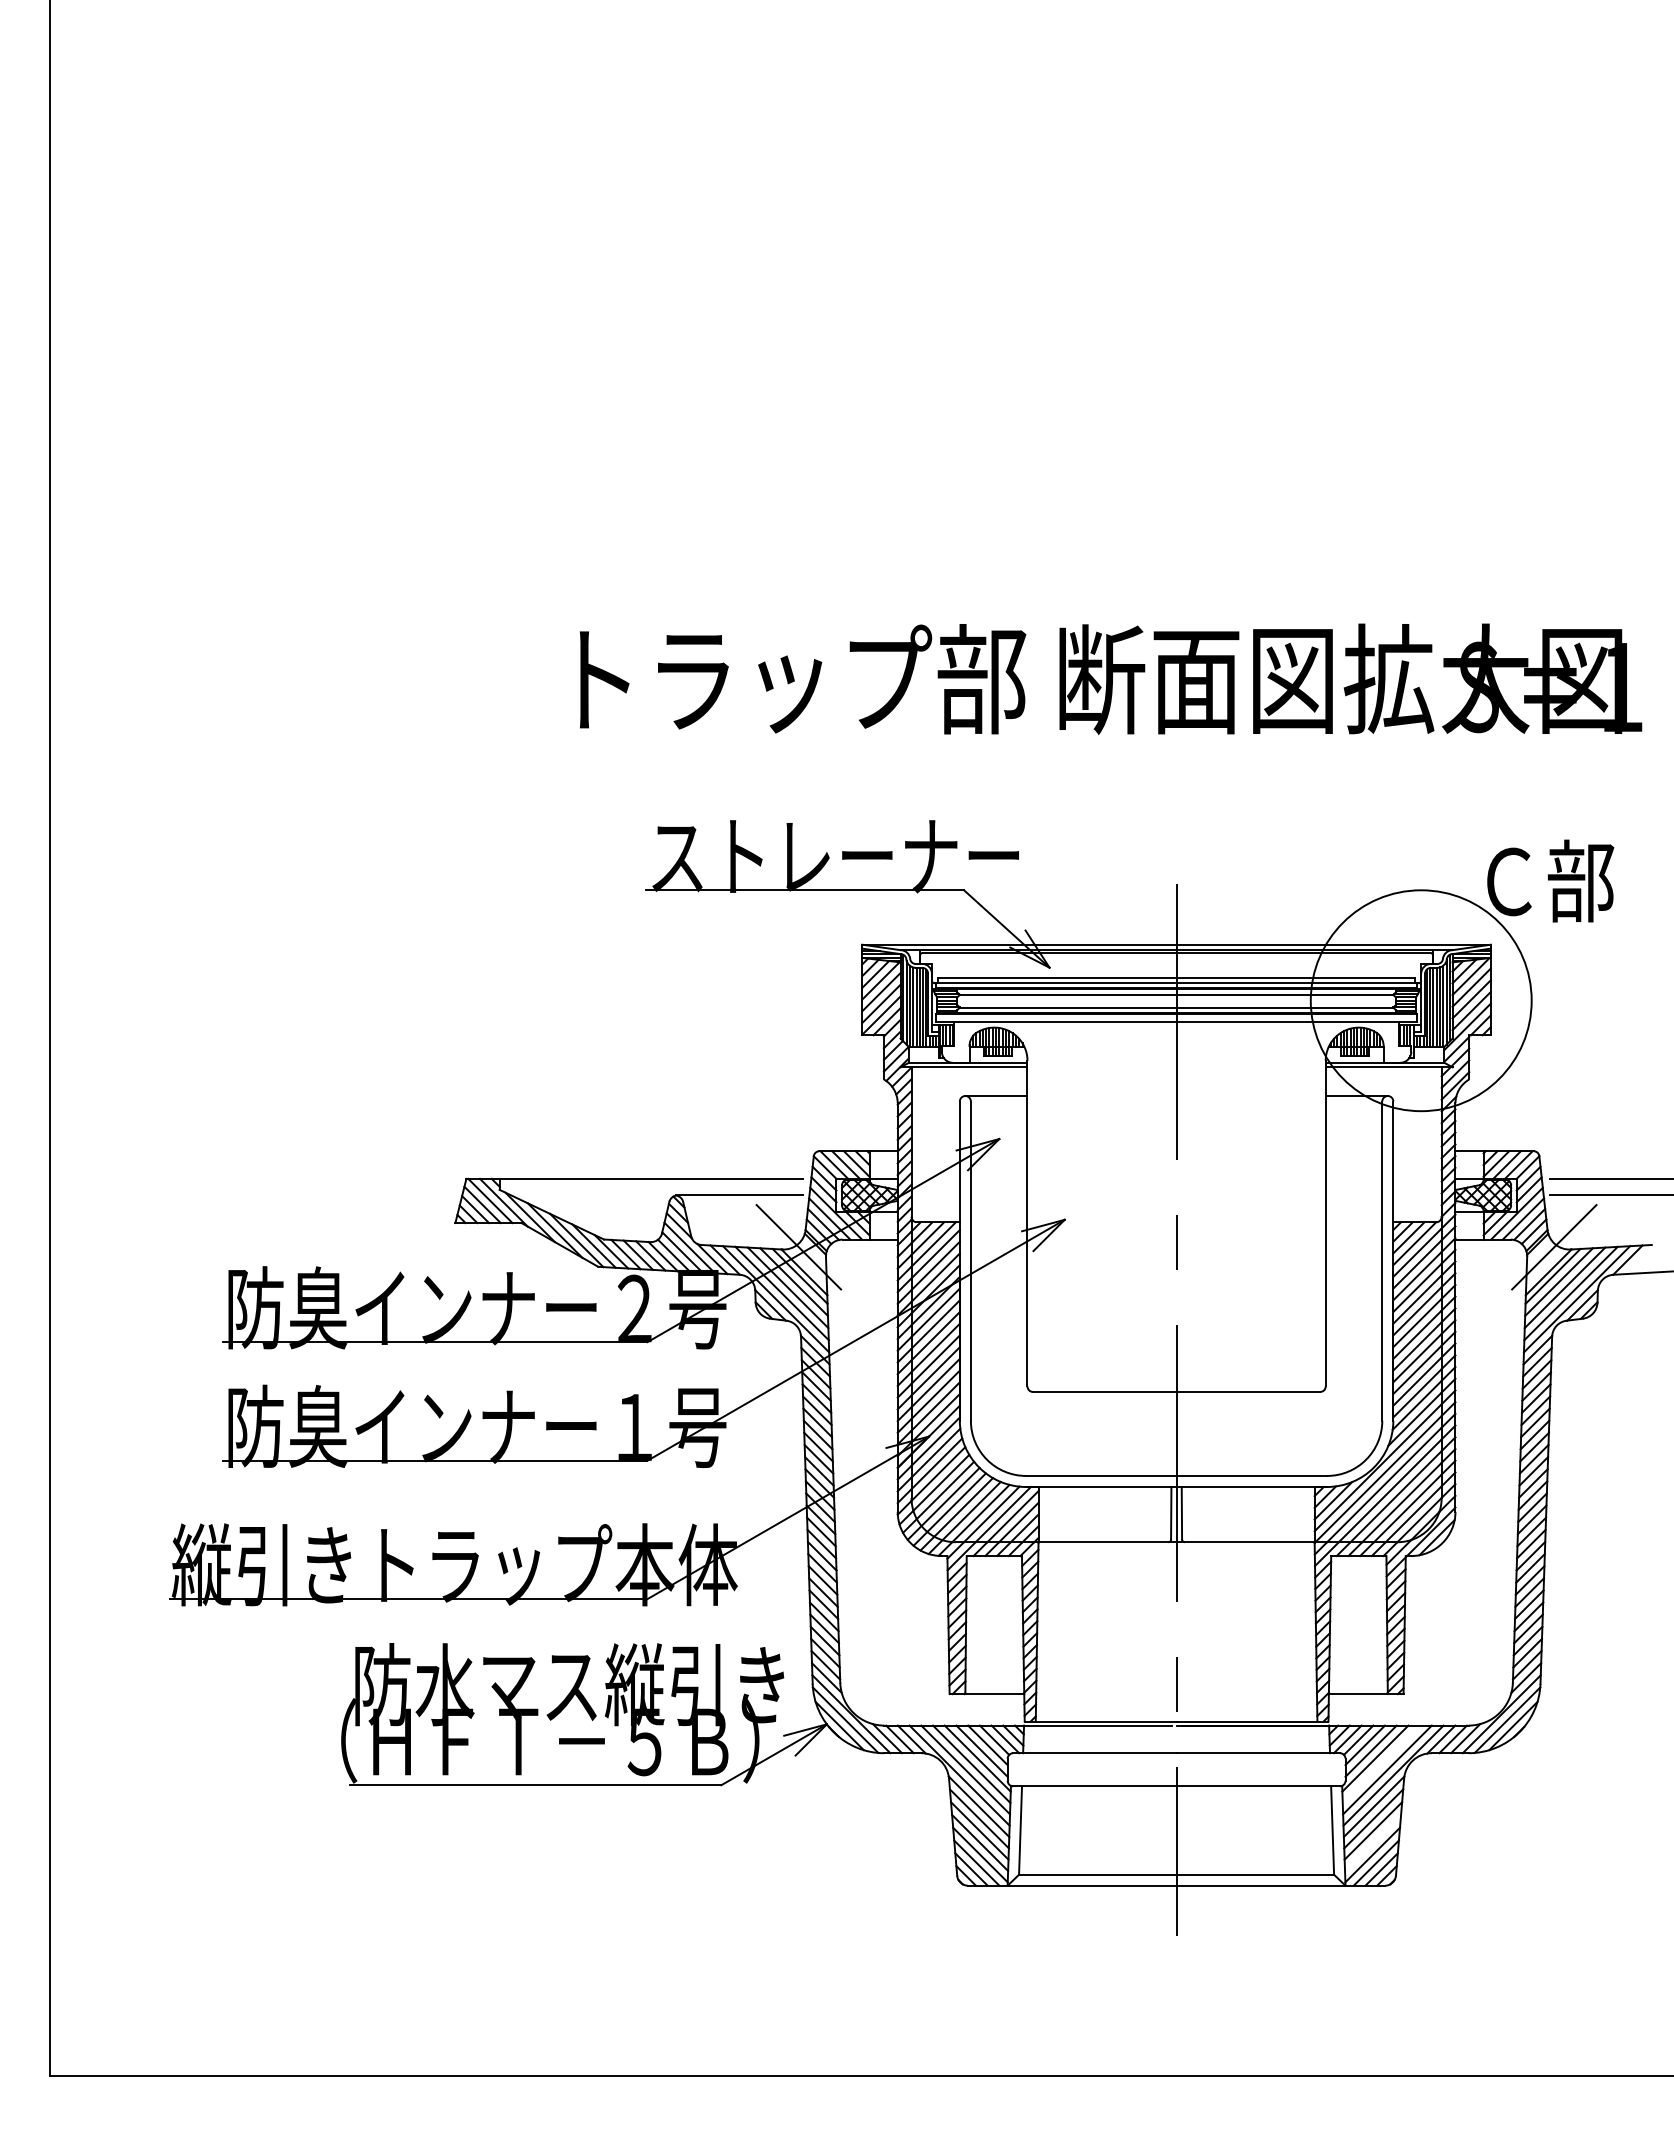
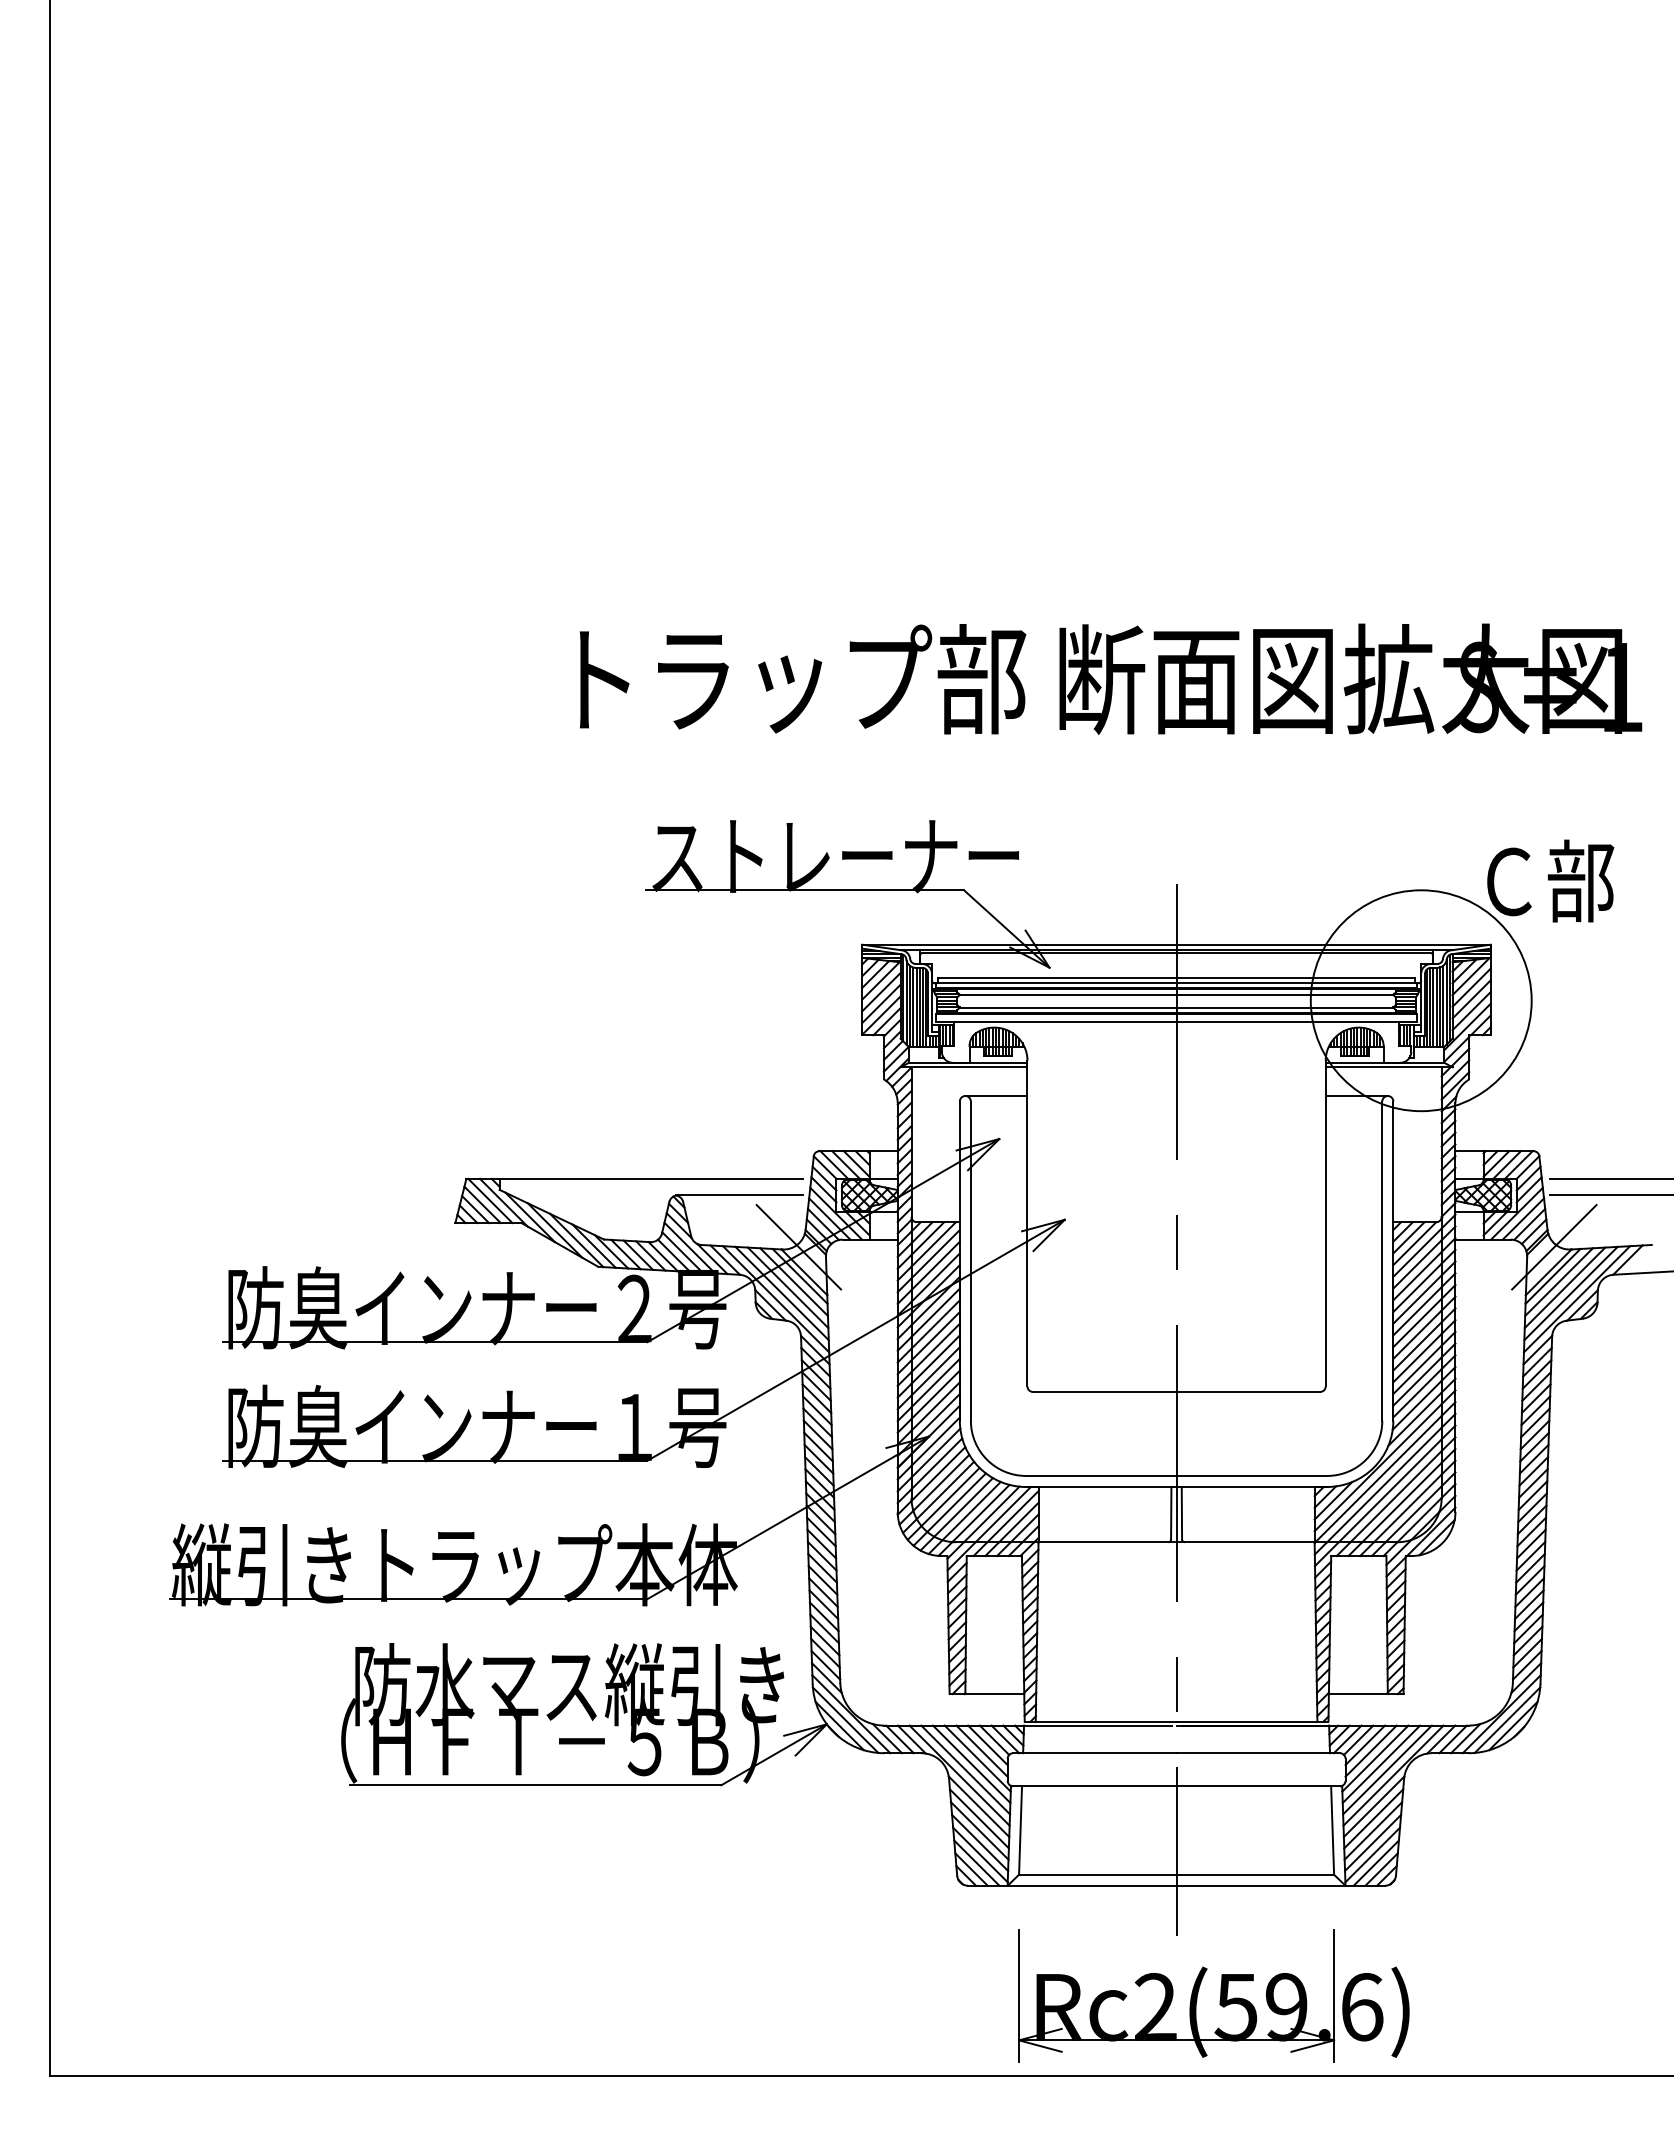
line: none -> present (1381, 1763)
line: none -> present (1373, 1842)
part: none -> present (1220, 1995)
